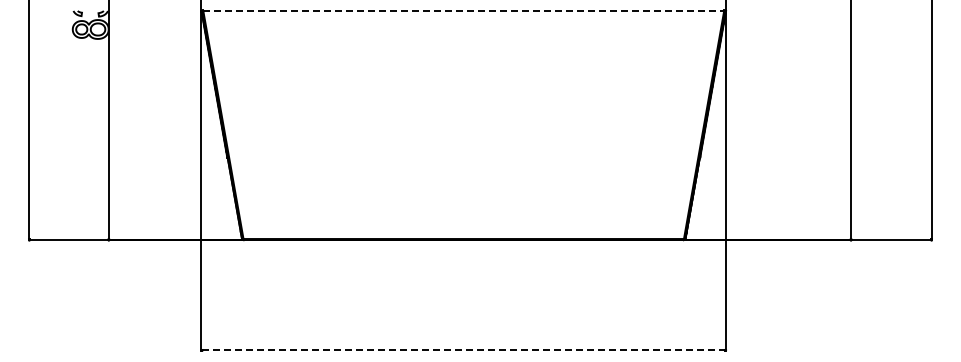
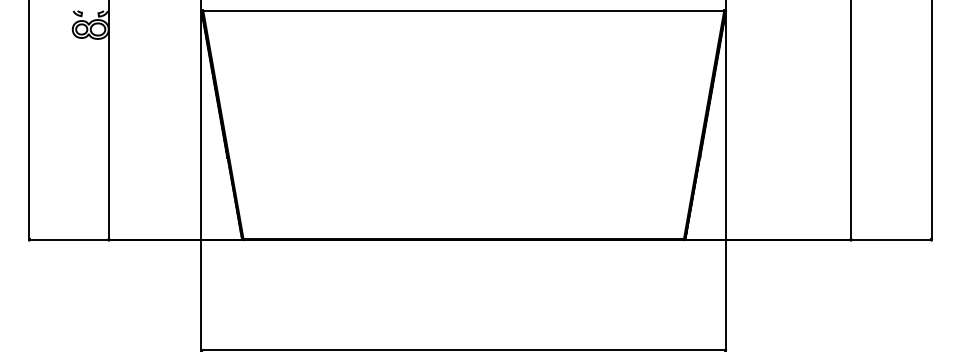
line: dashed -> solid (464, 11)
line: dashed -> solid (464, 350)
